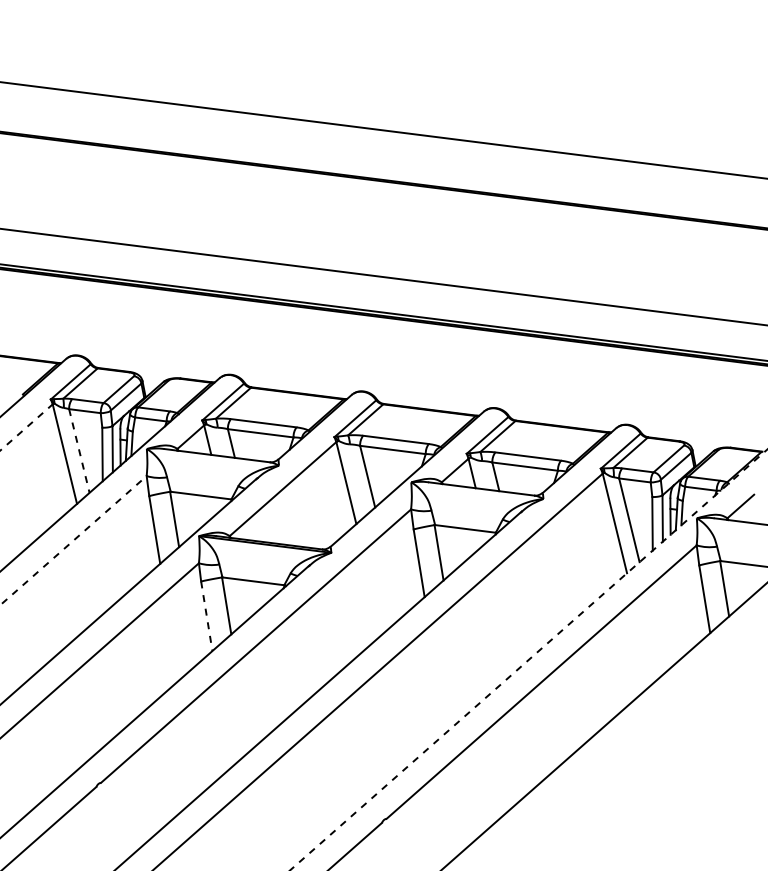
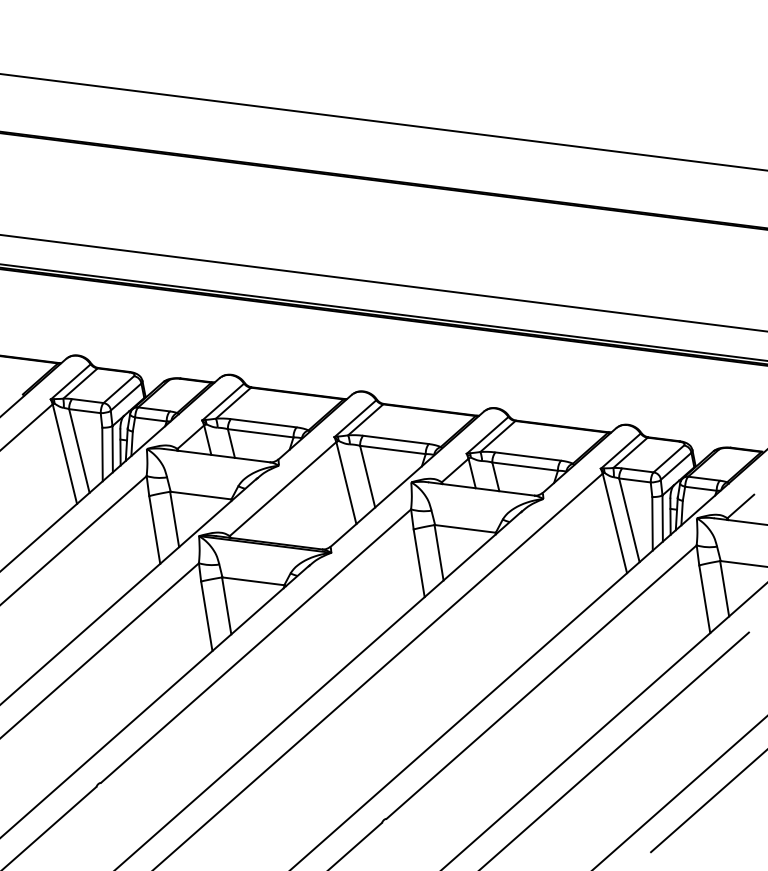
line position: (383, 130) -> (383, 122) (383, 122)
line position: (383, 277) -> (383, 283) (383, 283)
line: dashed -> solid (26, 427)
line: dashed -> solid (79, 451)
line: dashed -> solid (74, 540)
line: dashed -> solid (206, 616)
line: dashed -> solid (528, 660)
line: none -> present (615, 749)
line: none -> present (679, 792)
line: none -> present (707, 802)
